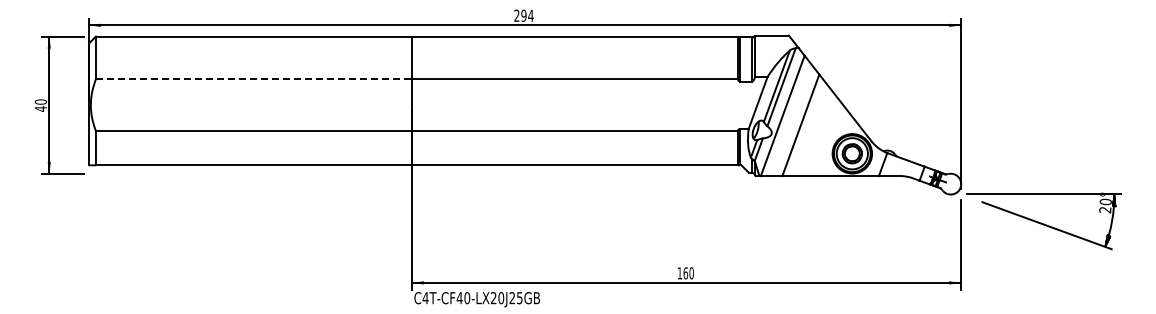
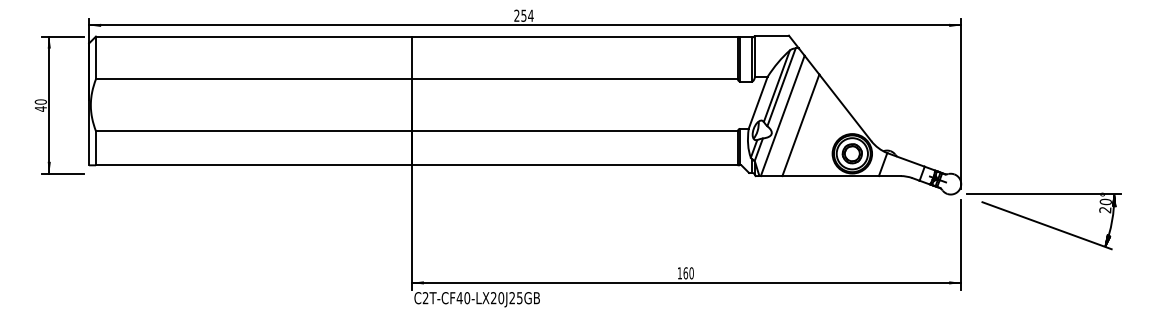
text: 294 -> 254 (523, 15)
line: dashed -> solid (253, 79)
text: C4T-CF40-LX20J25GB -> C2T-CF40-LX20J25GB (425, 298)
